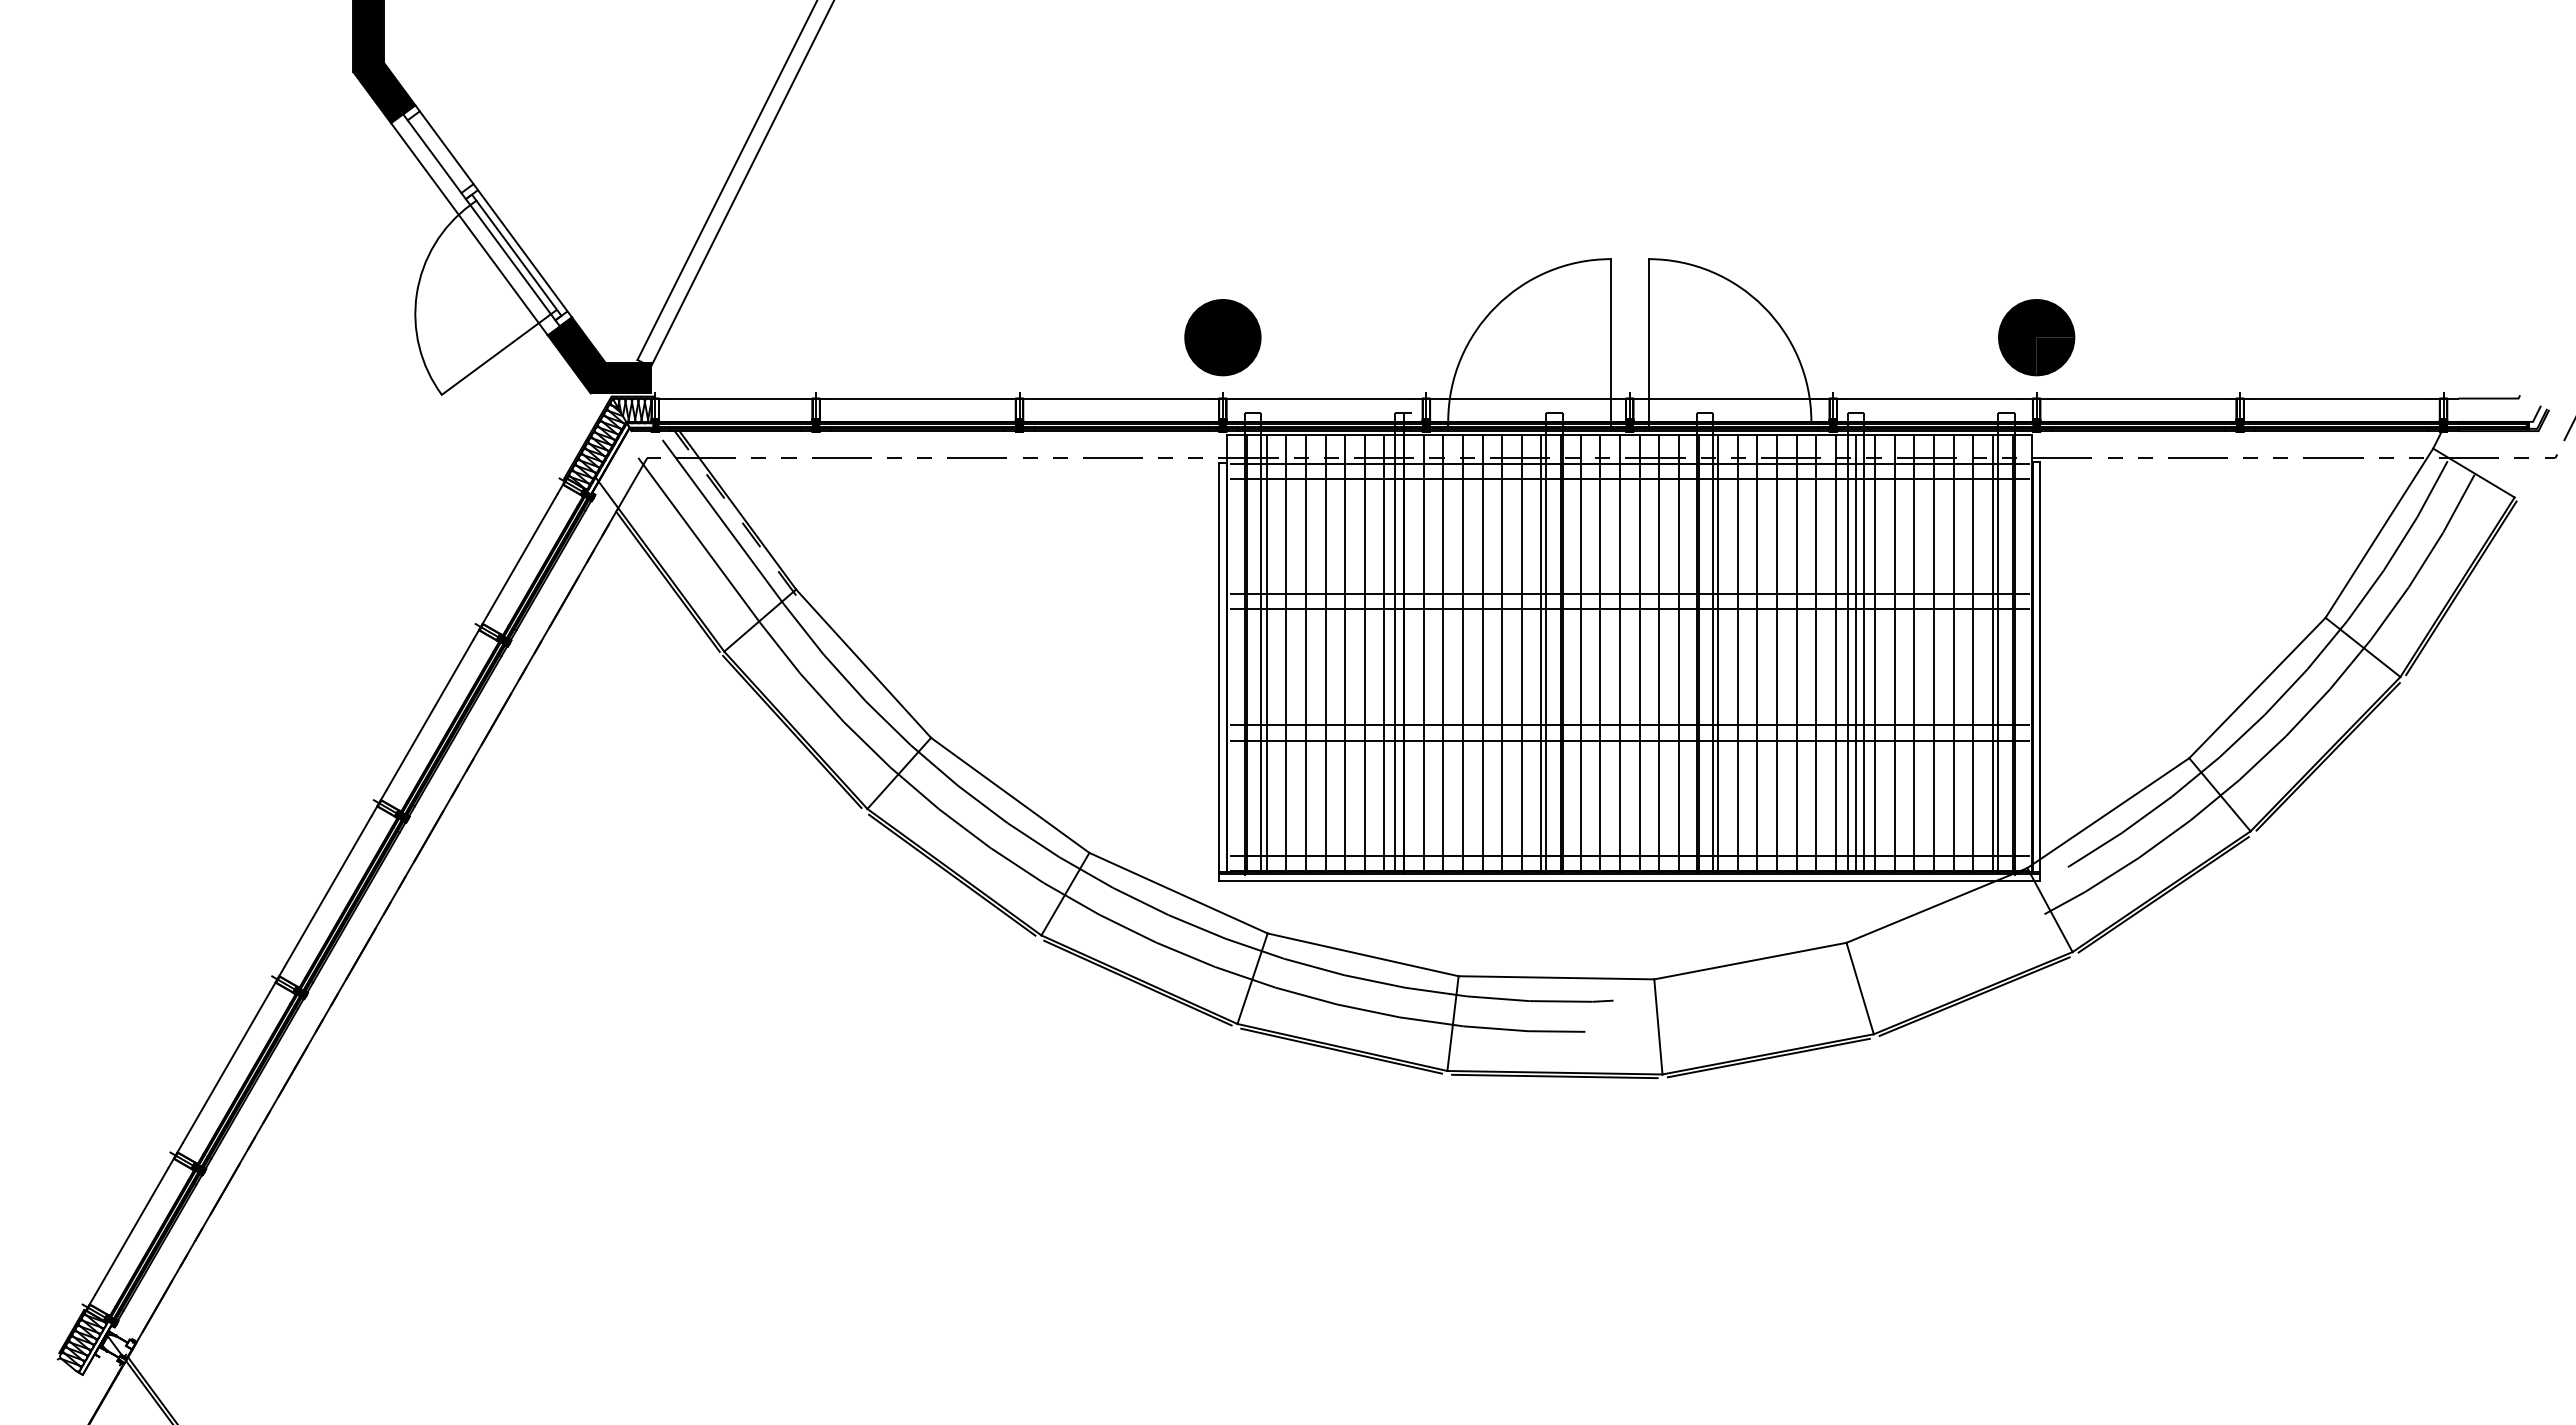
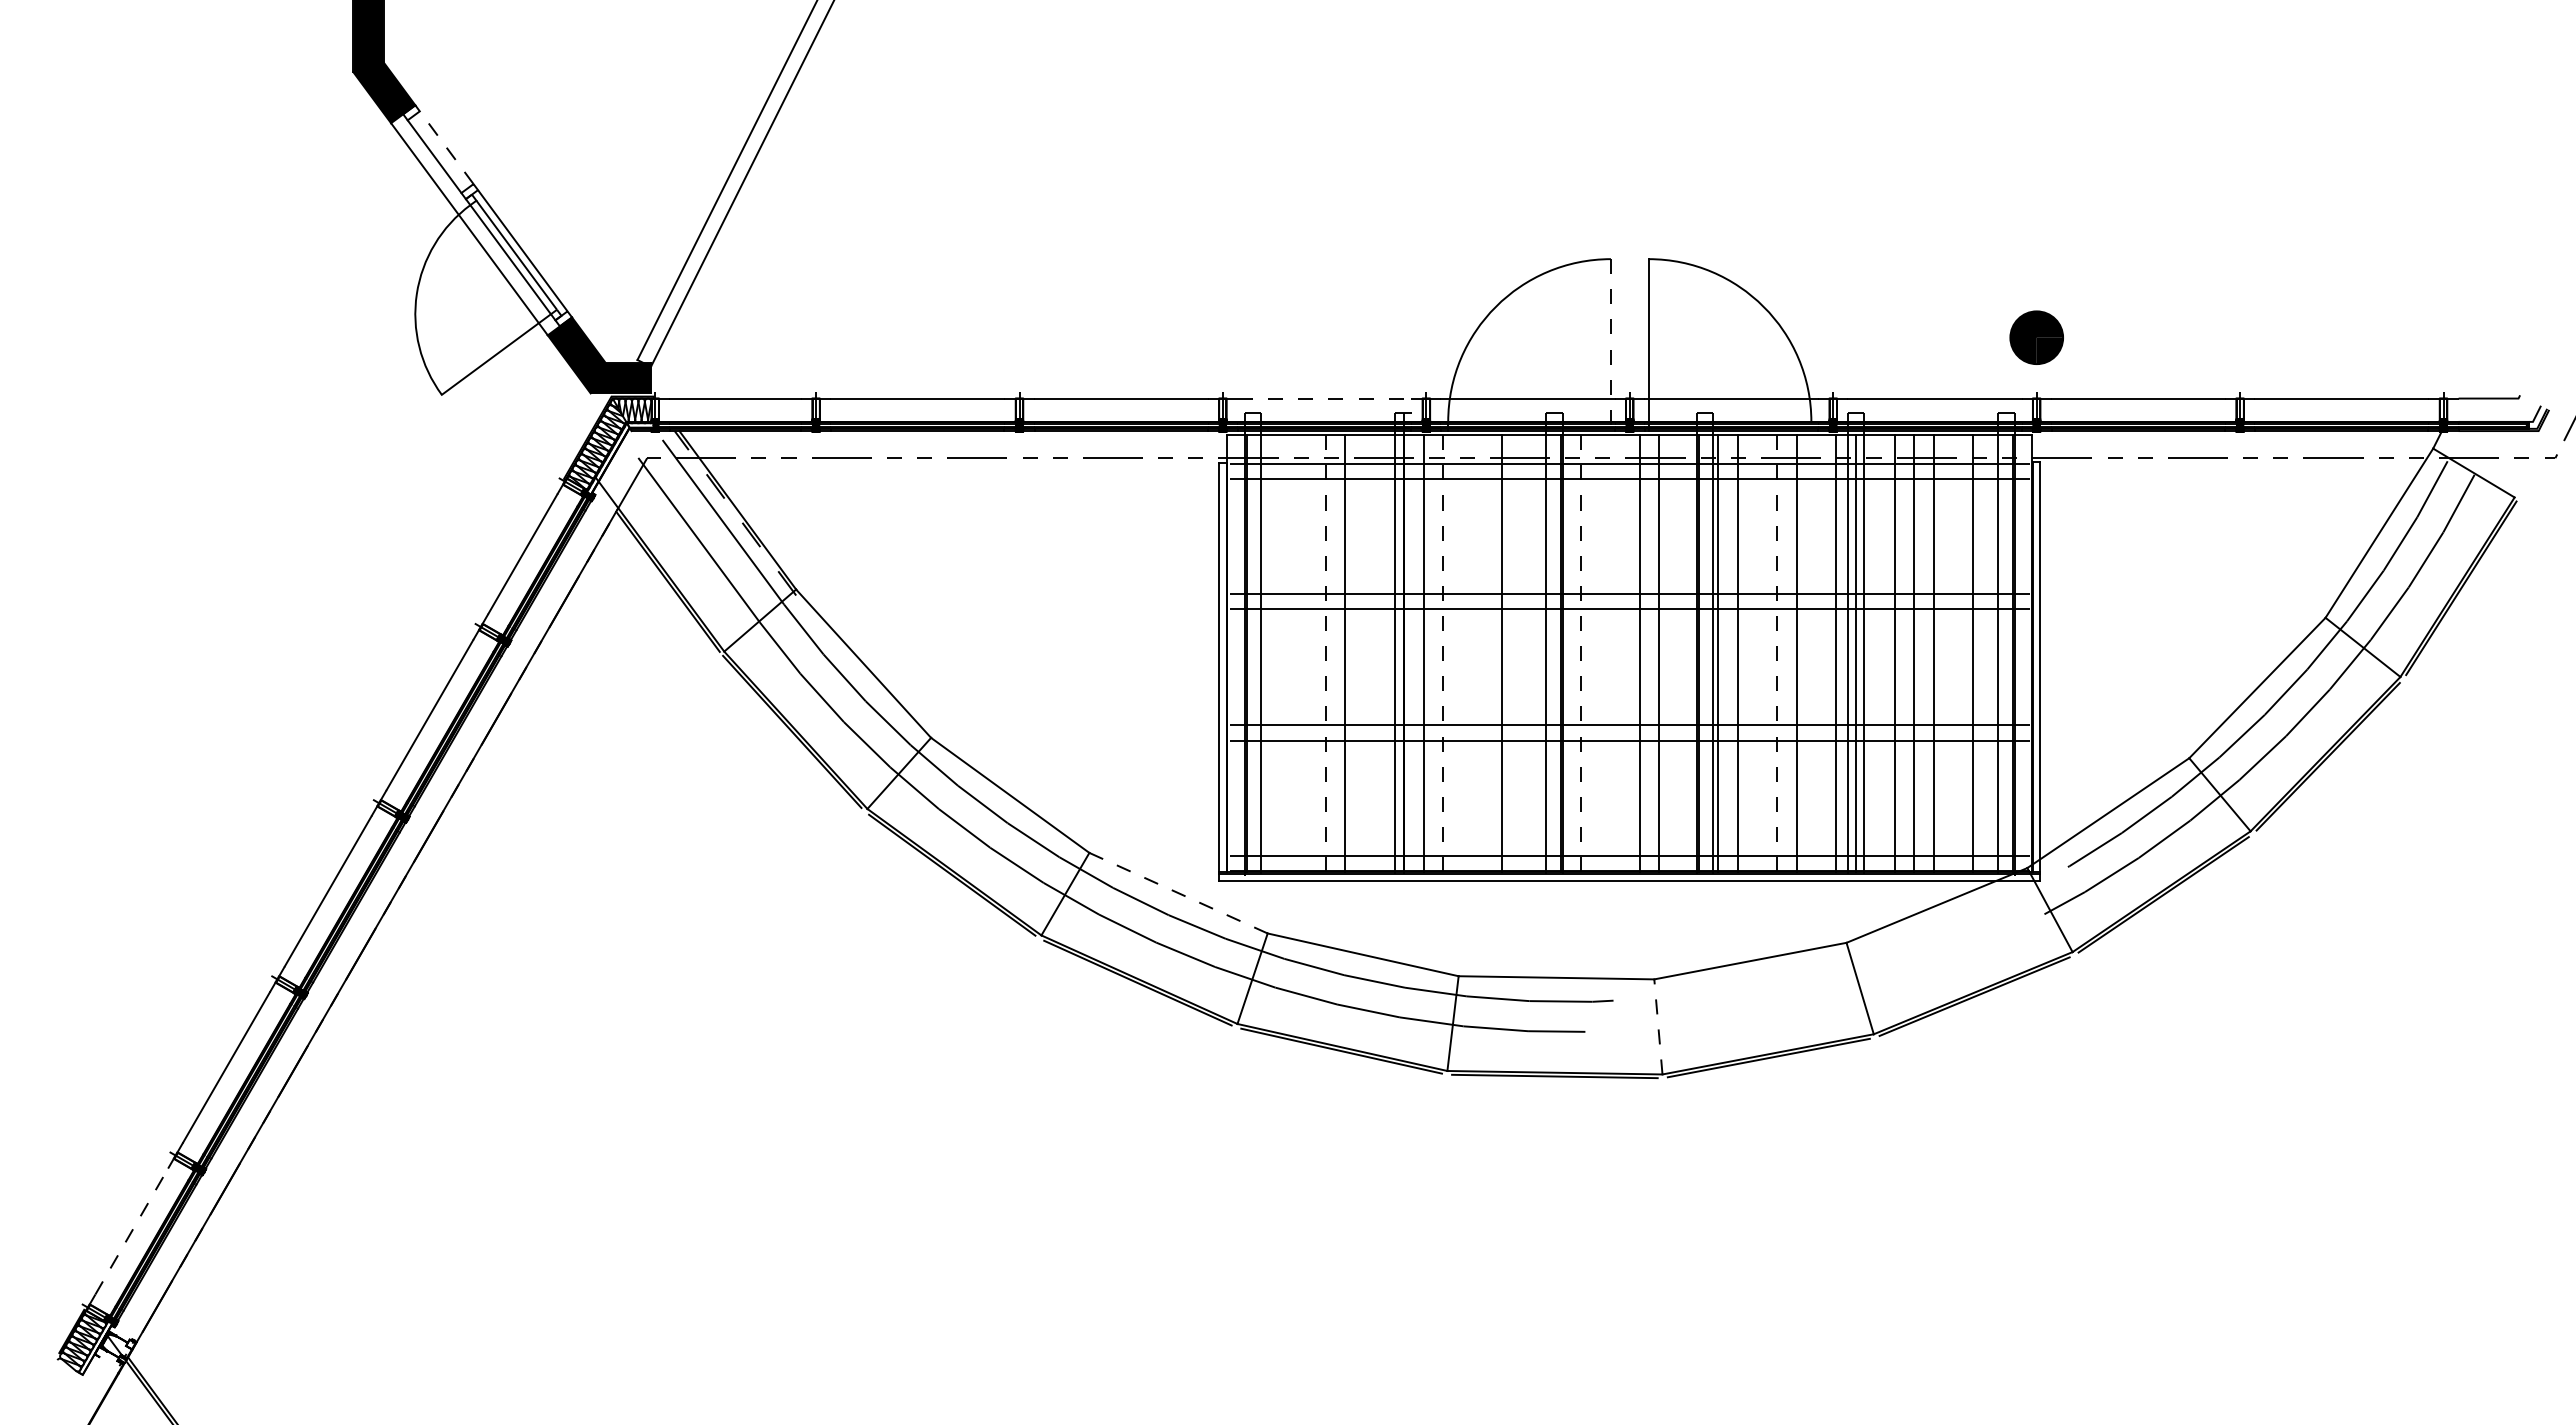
line: solid -> dashed (446, 147)
part: present -> none (1222, 337)
part size: 78x78 px -> 55x55 px (2036, 337)
line: solid -> dashed (1610, 345)
line: solid -> dashed (1324, 398)
line: present -> none (1266, 653)
line: present -> none (1286, 653)
line: present -> none (1305, 653)
line: solid -> dashed (1325, 653)
line: present -> none (1364, 653)
line: present -> none (1384, 653)
line: solid -> dashed (1443, 653)
line: present -> none (1462, 653)
line: present -> none (1482, 653)
line: present -> none (1521, 653)
line: present -> none (1541, 653)
line: solid -> dashed (1580, 653)
line: present -> none (1600, 653)
line: present -> none (1619, 653)
line: present -> none (1678, 653)
line: present -> none (1757, 653)
line: solid -> dashed (1777, 653)
line: present -> none (1816, 653)
line: present -> none (1875, 653)
line: present -> none (1953, 653)
line: present -> none (1992, 653)
line: solid -> dashed (1178, 893)
line: solid -> dashed (1658, 1026)
line: solid -> dashed (131, 1231)
